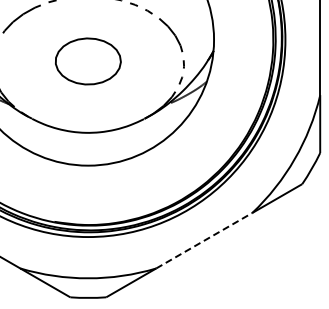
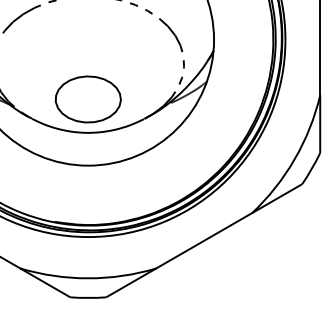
part position: (88, 61) -> (88, 99) (88, 99)
line: dashed -> solid (204, 240)
